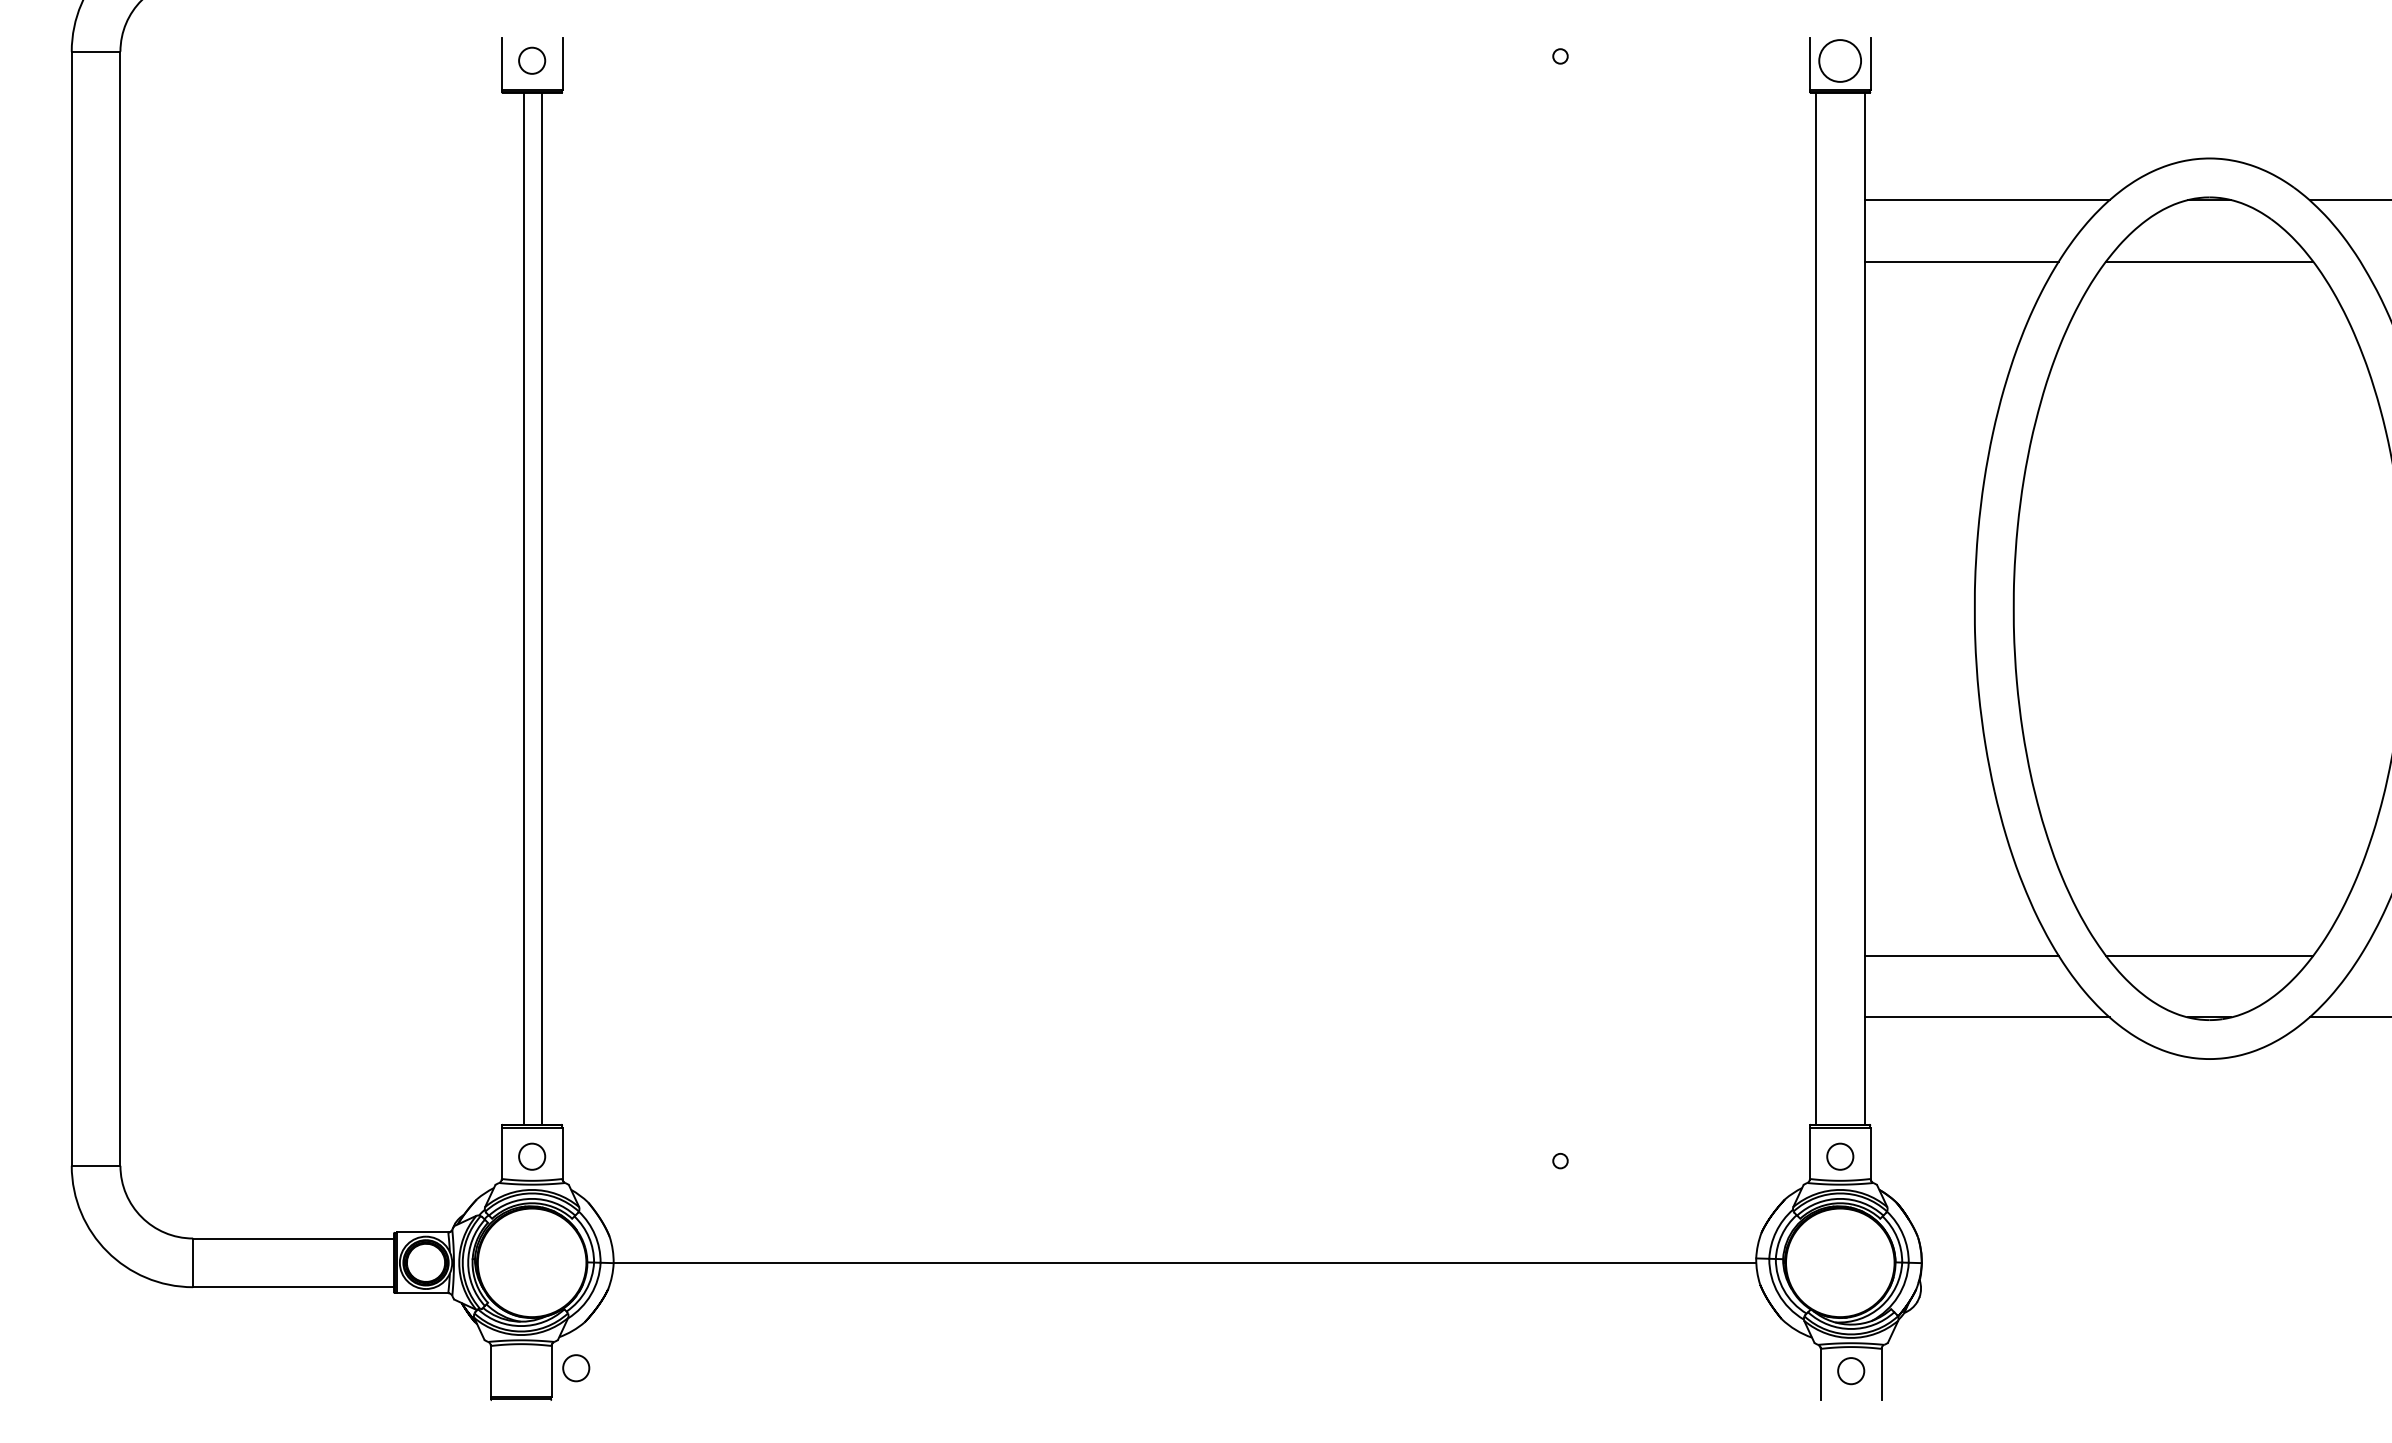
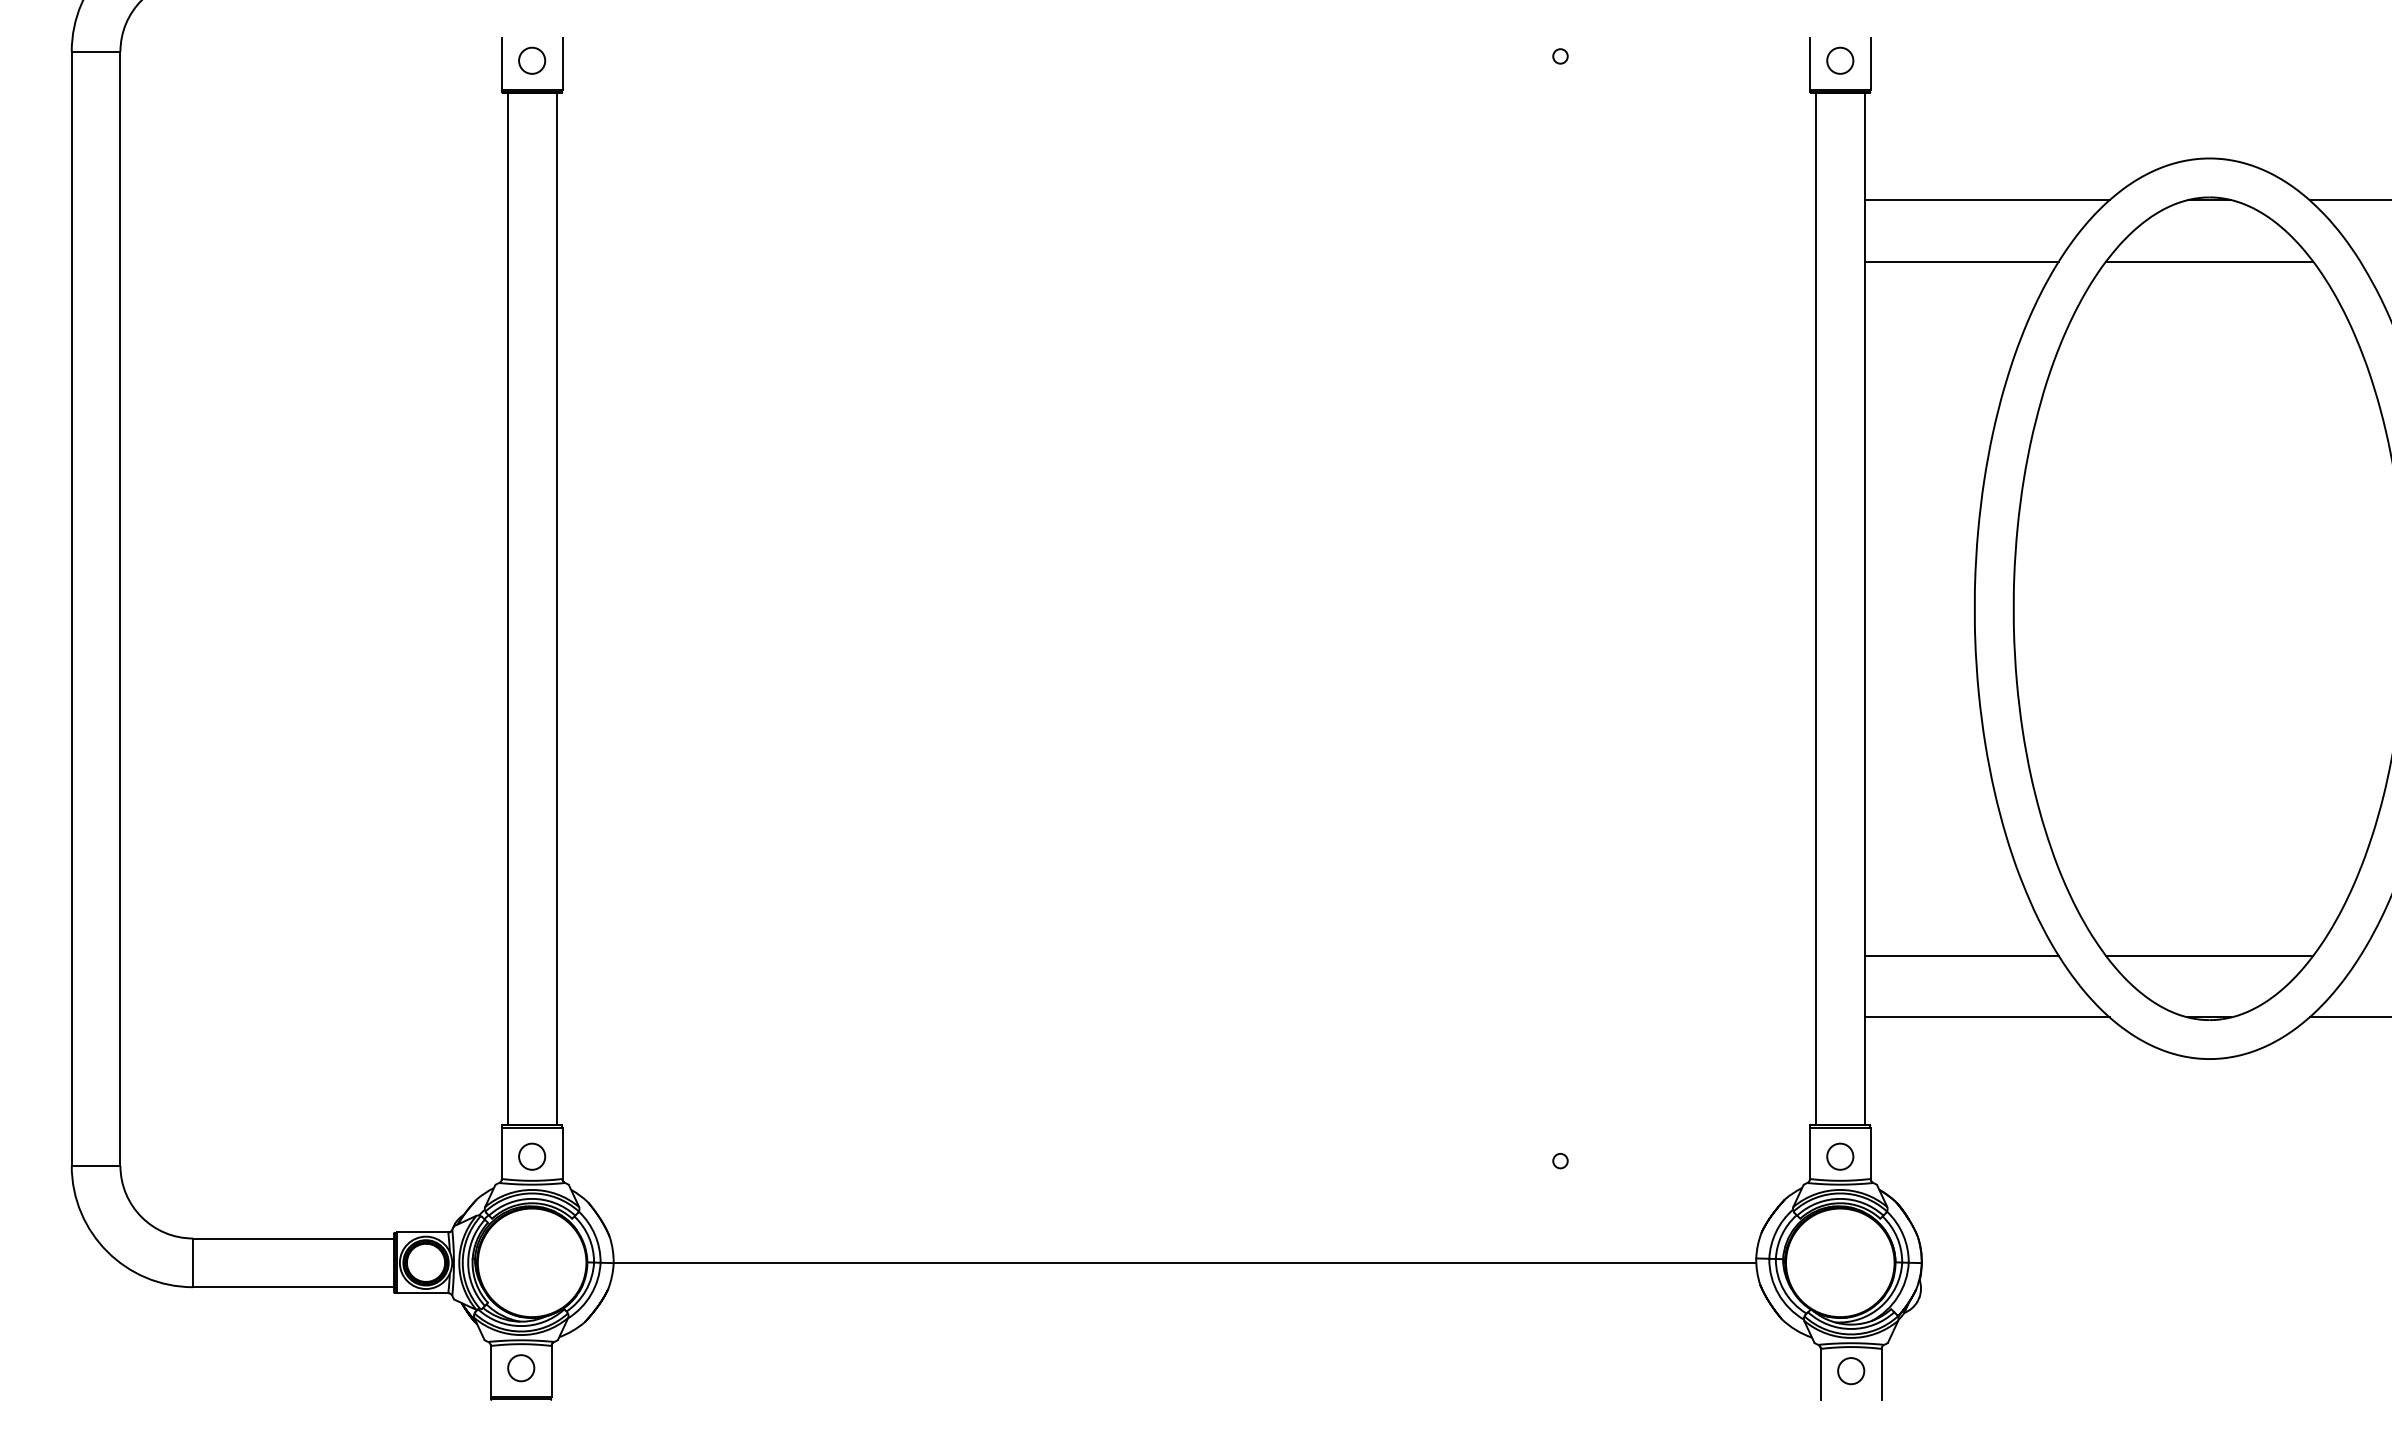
circle size: 44x44 px -> 29x29 px (1840, 60)
line position: (523, 608) -> (507, 608) (507, 608)
line position: (541, 608) -> (556, 608) (556, 608)
circle position: (576, 1368) -> (521, 1368) (521, 1368)
